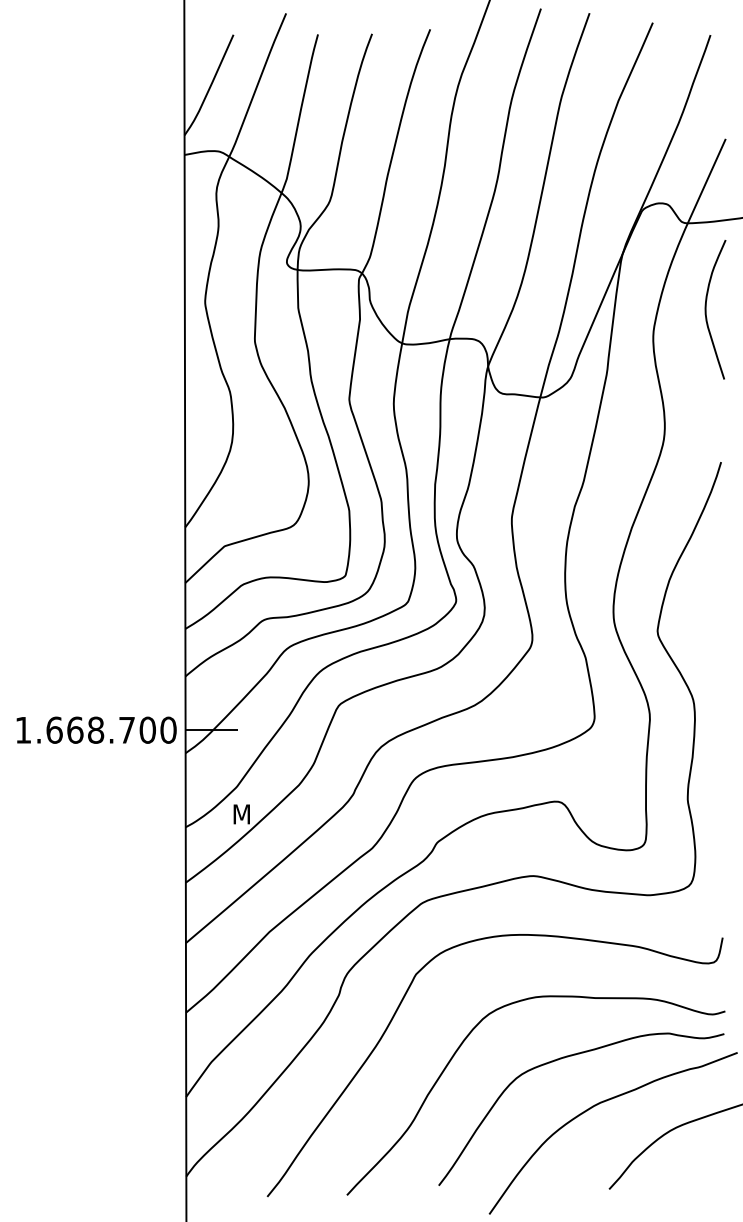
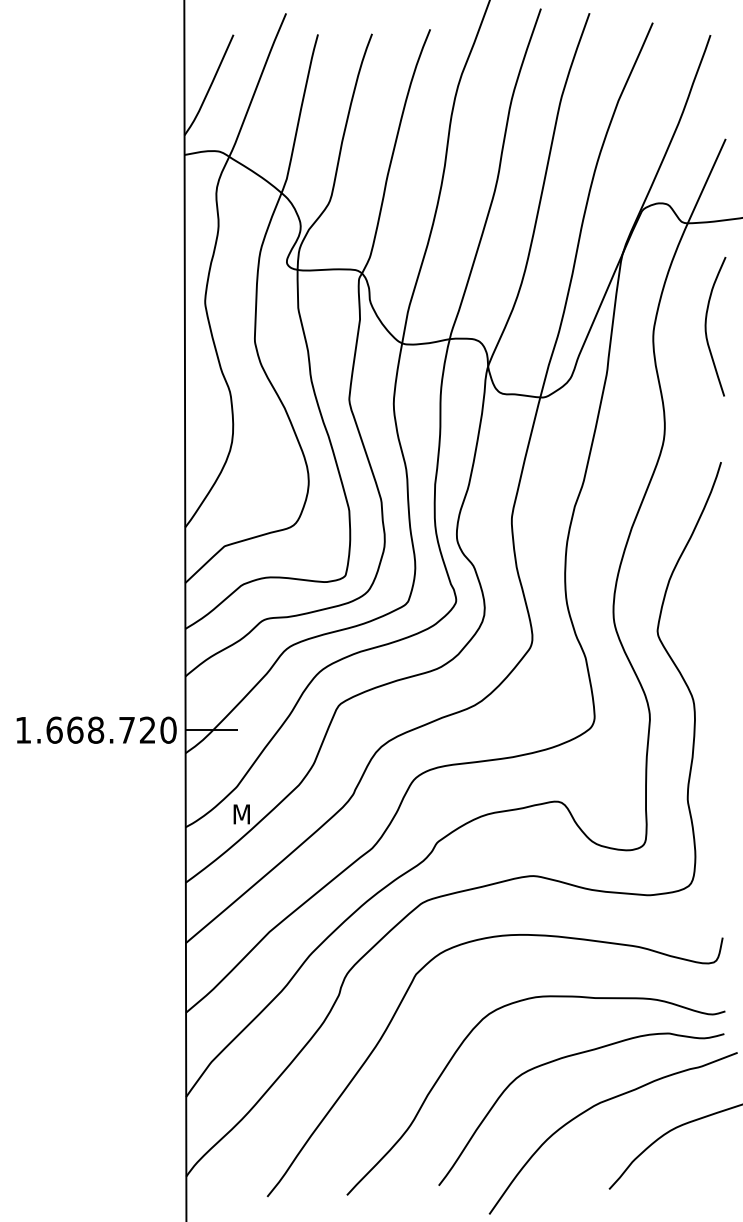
curve position: (706, 309) -> (706, 326) (706, 326)
text: 1.668.700 -> 1.668.720 (147, 729)
